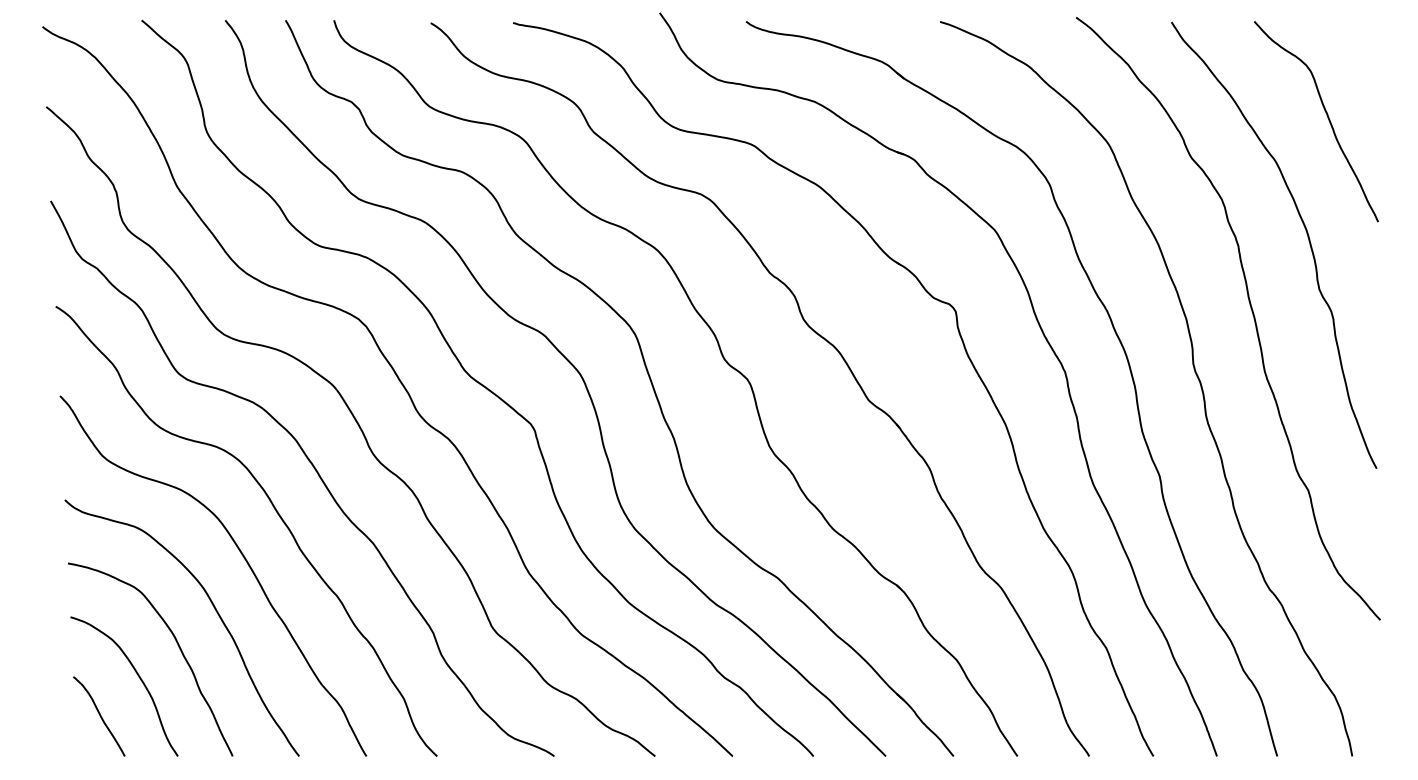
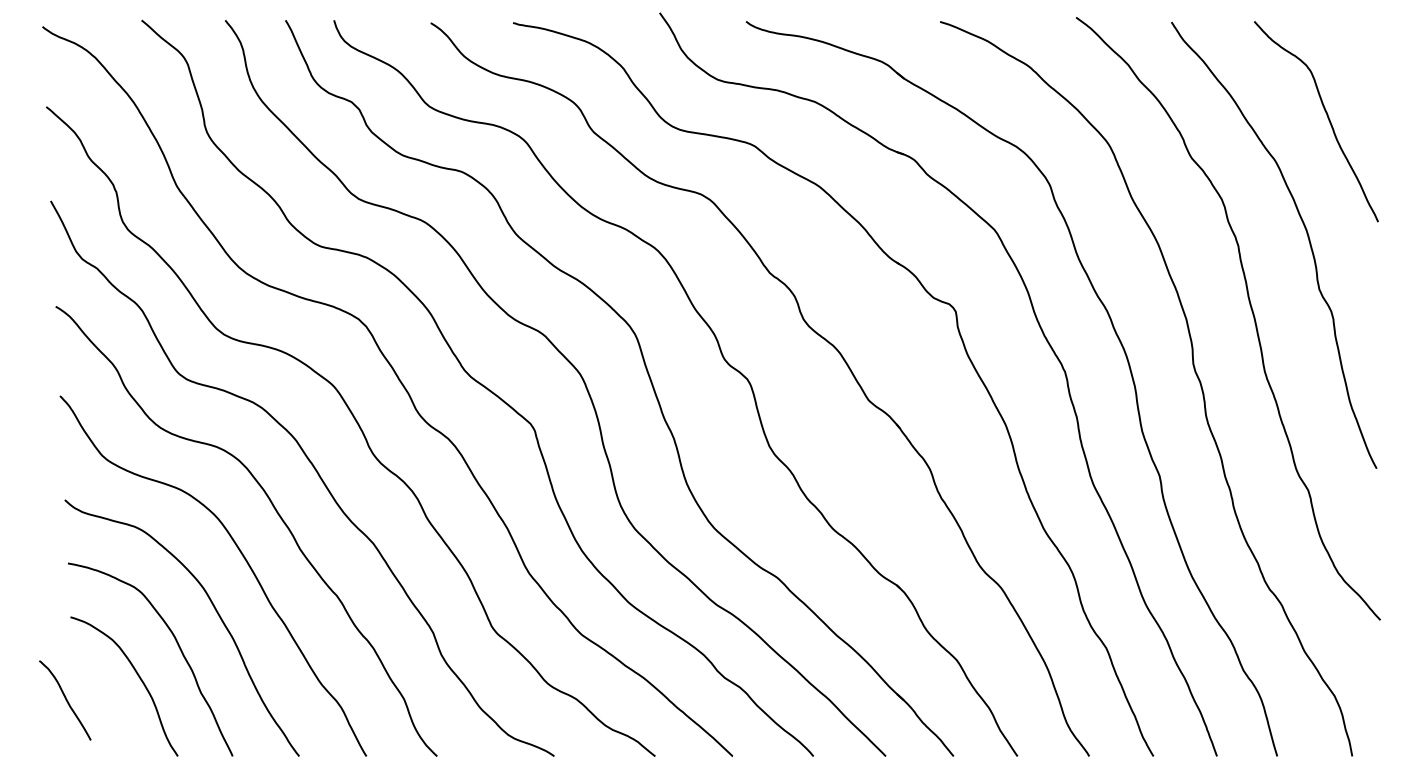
curve position: (99, 716) -> (65, 700) (65, 700)
